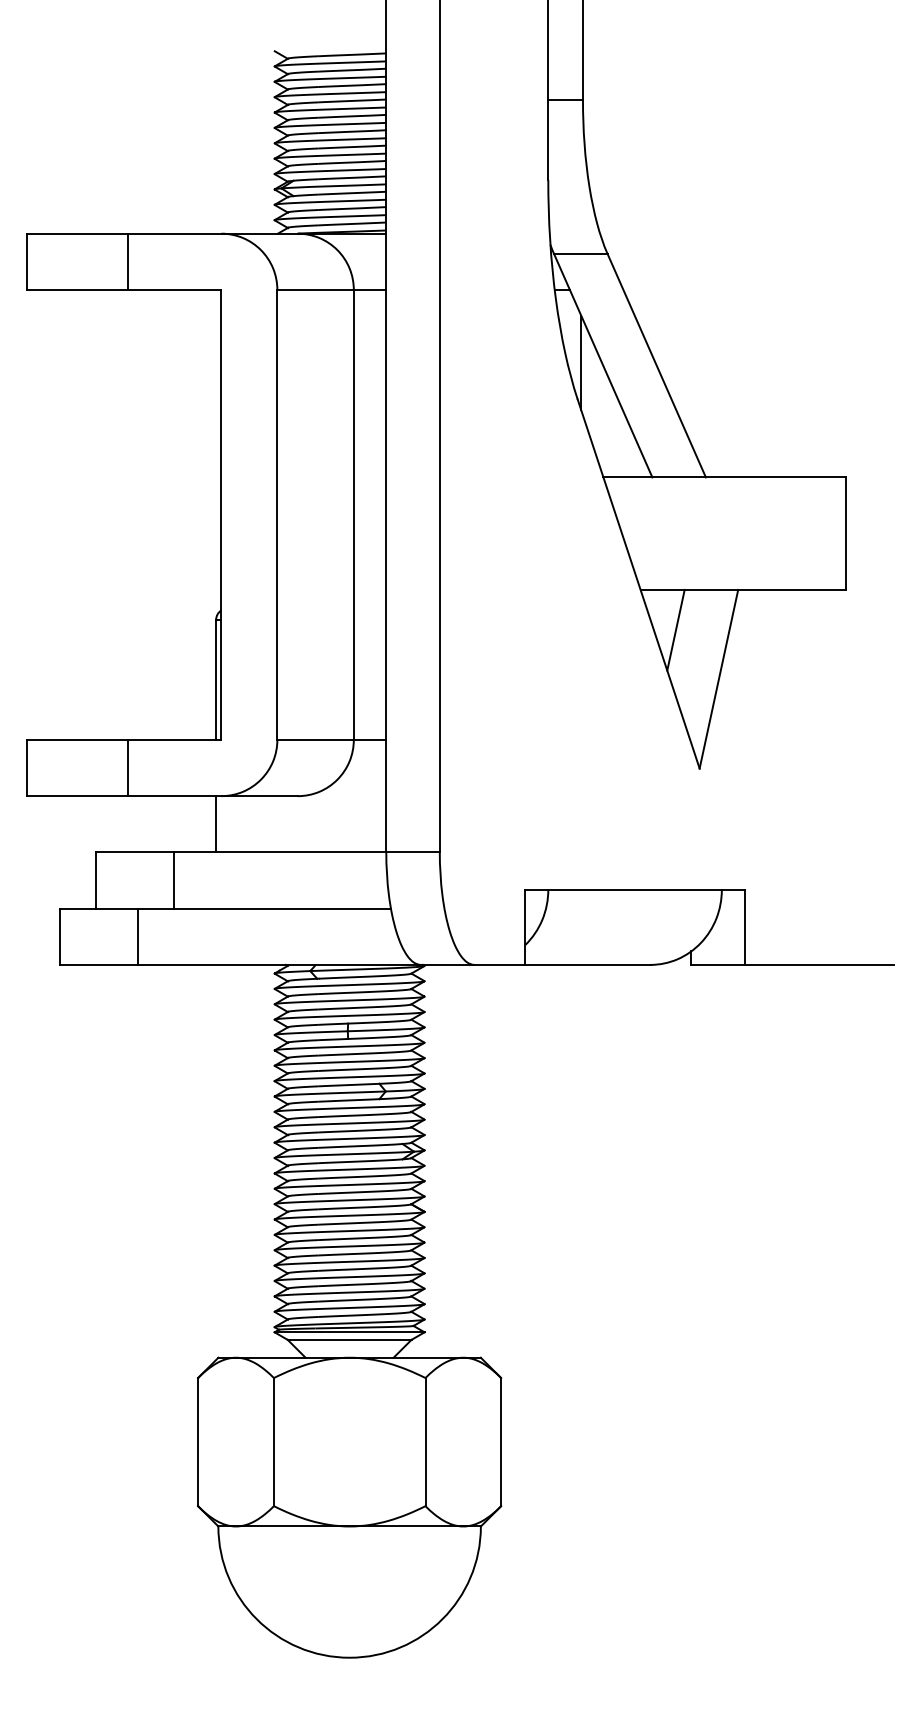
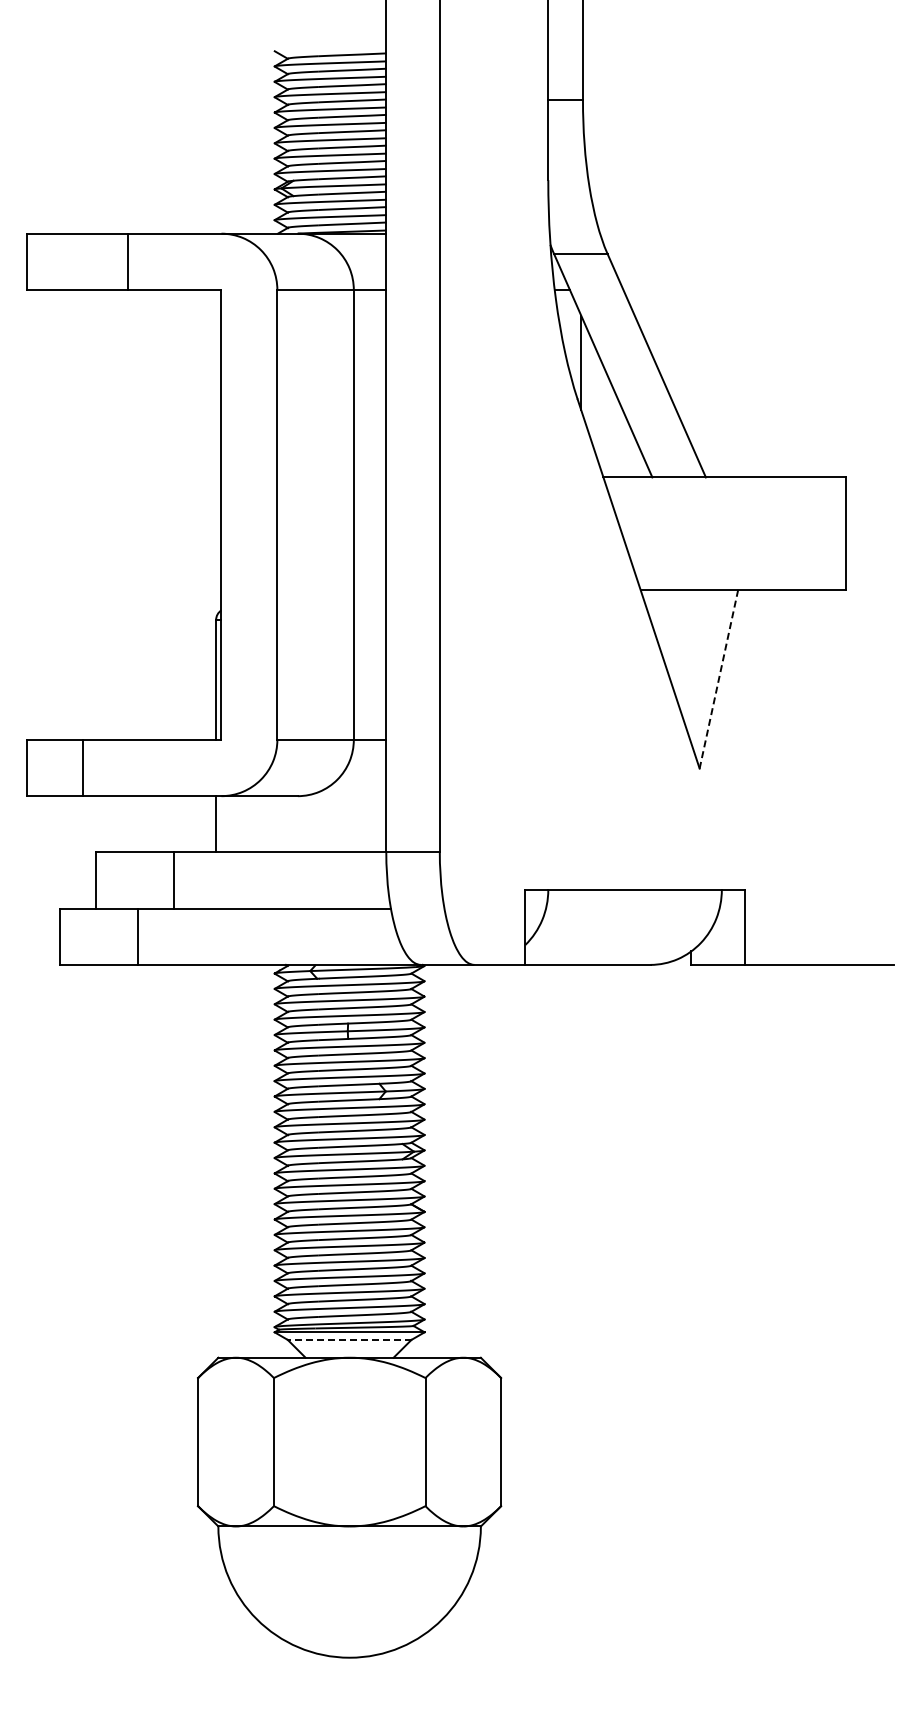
line: present -> none (675, 629)
line: solid -> dashed (718, 679)
line position: (128, 767) -> (83, 767) (83, 767)
line: solid -> dashed (349, 1339)
